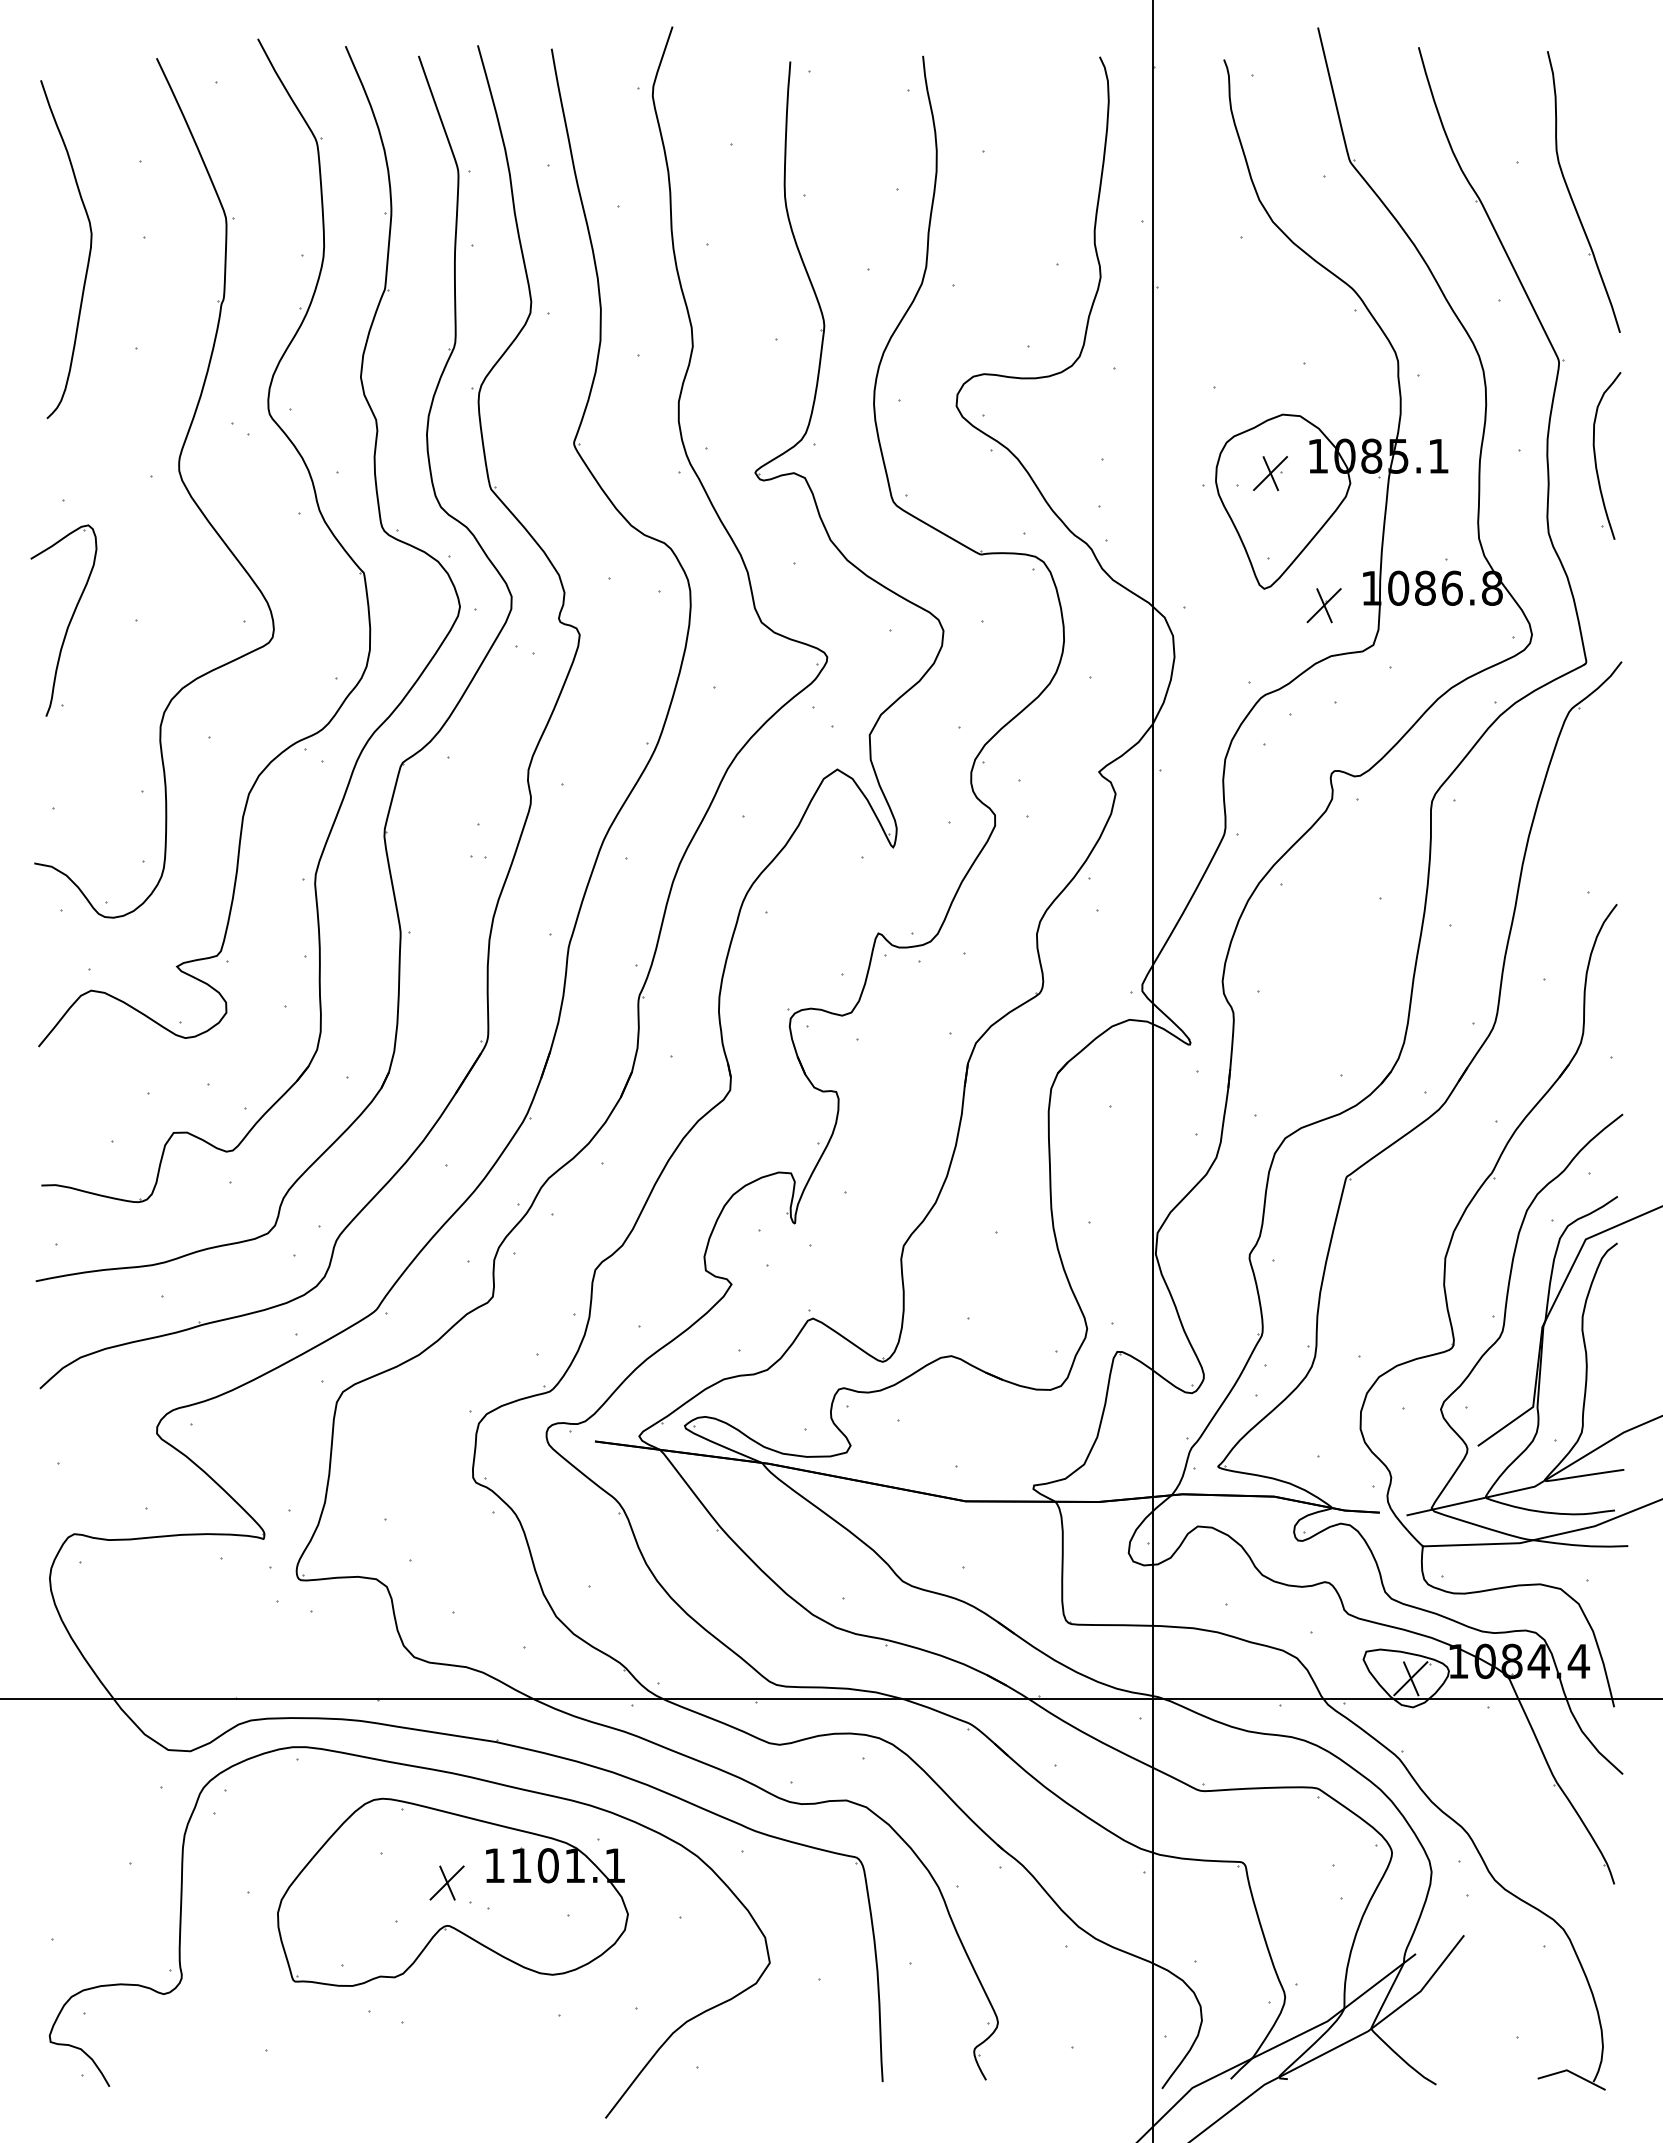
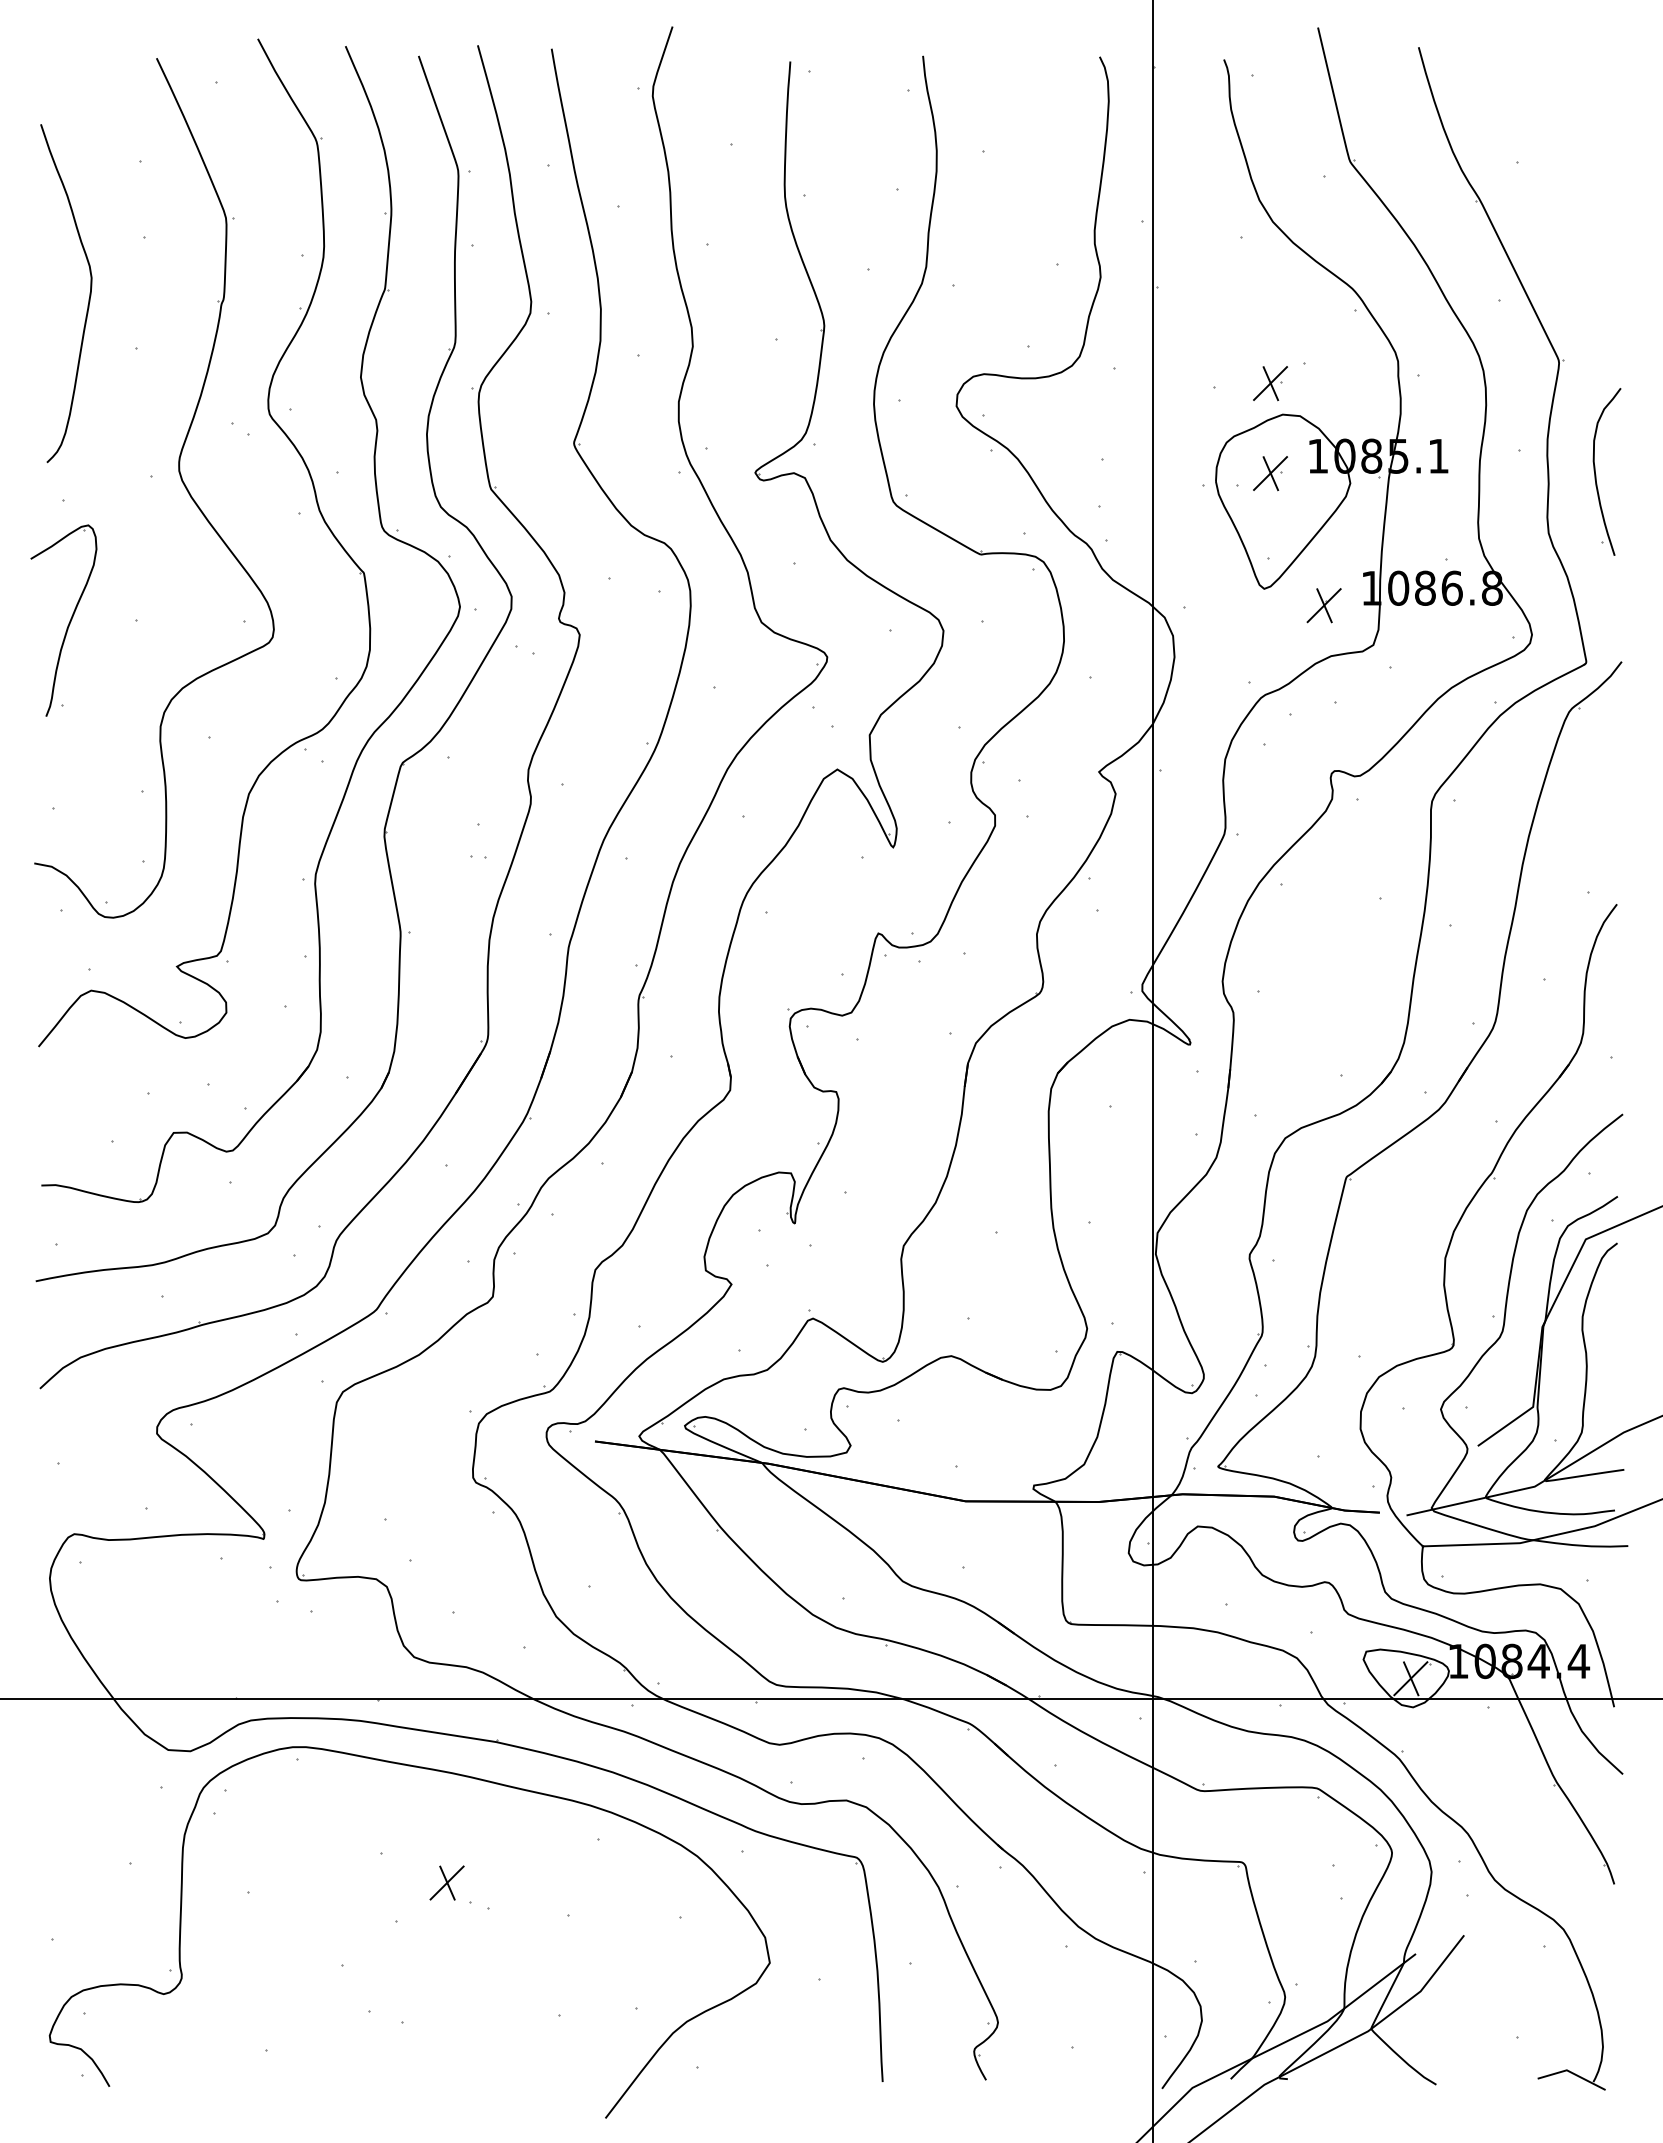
part: present -> none (1572, 197)
curve position: (88, 254) -> (88, 298) (88, 298)
part: none -> present (1270, 383)
part position: (1596, 458) -> (1596, 474) (1596, 474)
part: present -> none (452, 1891)
